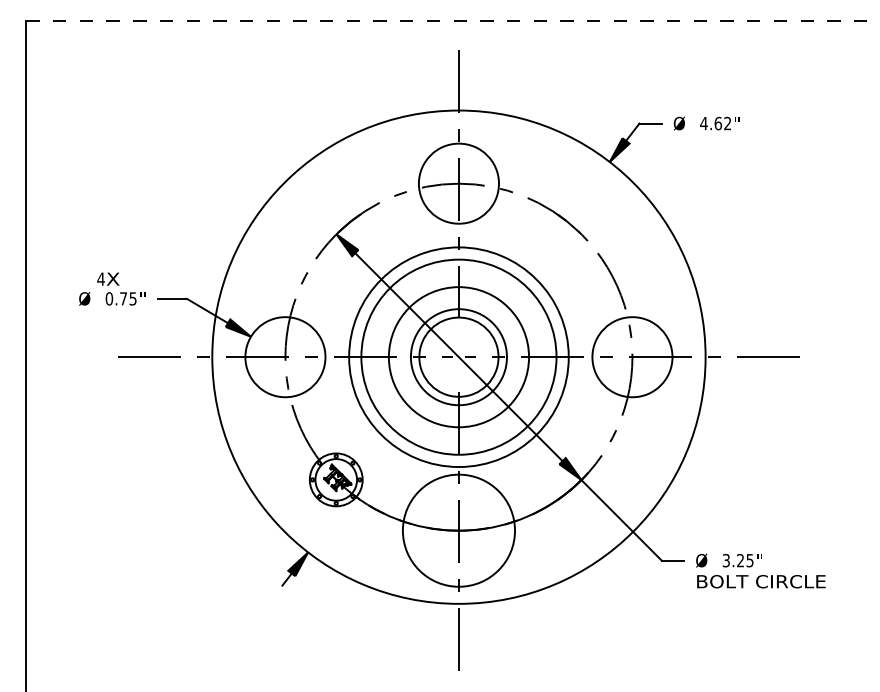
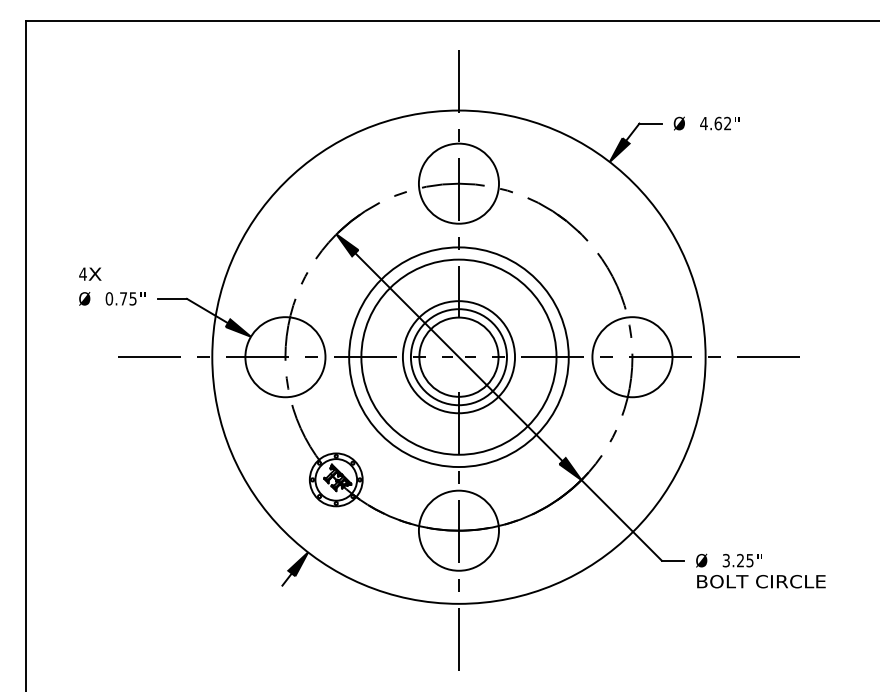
line: dashed -> solid (453, 20)
text position: (108, 278) -> (90, 273) (90, 273)
circle diameter: 140 px -> 112 px (458, 357)
circle diameter: 112 px -> 80 px (458, 530)
